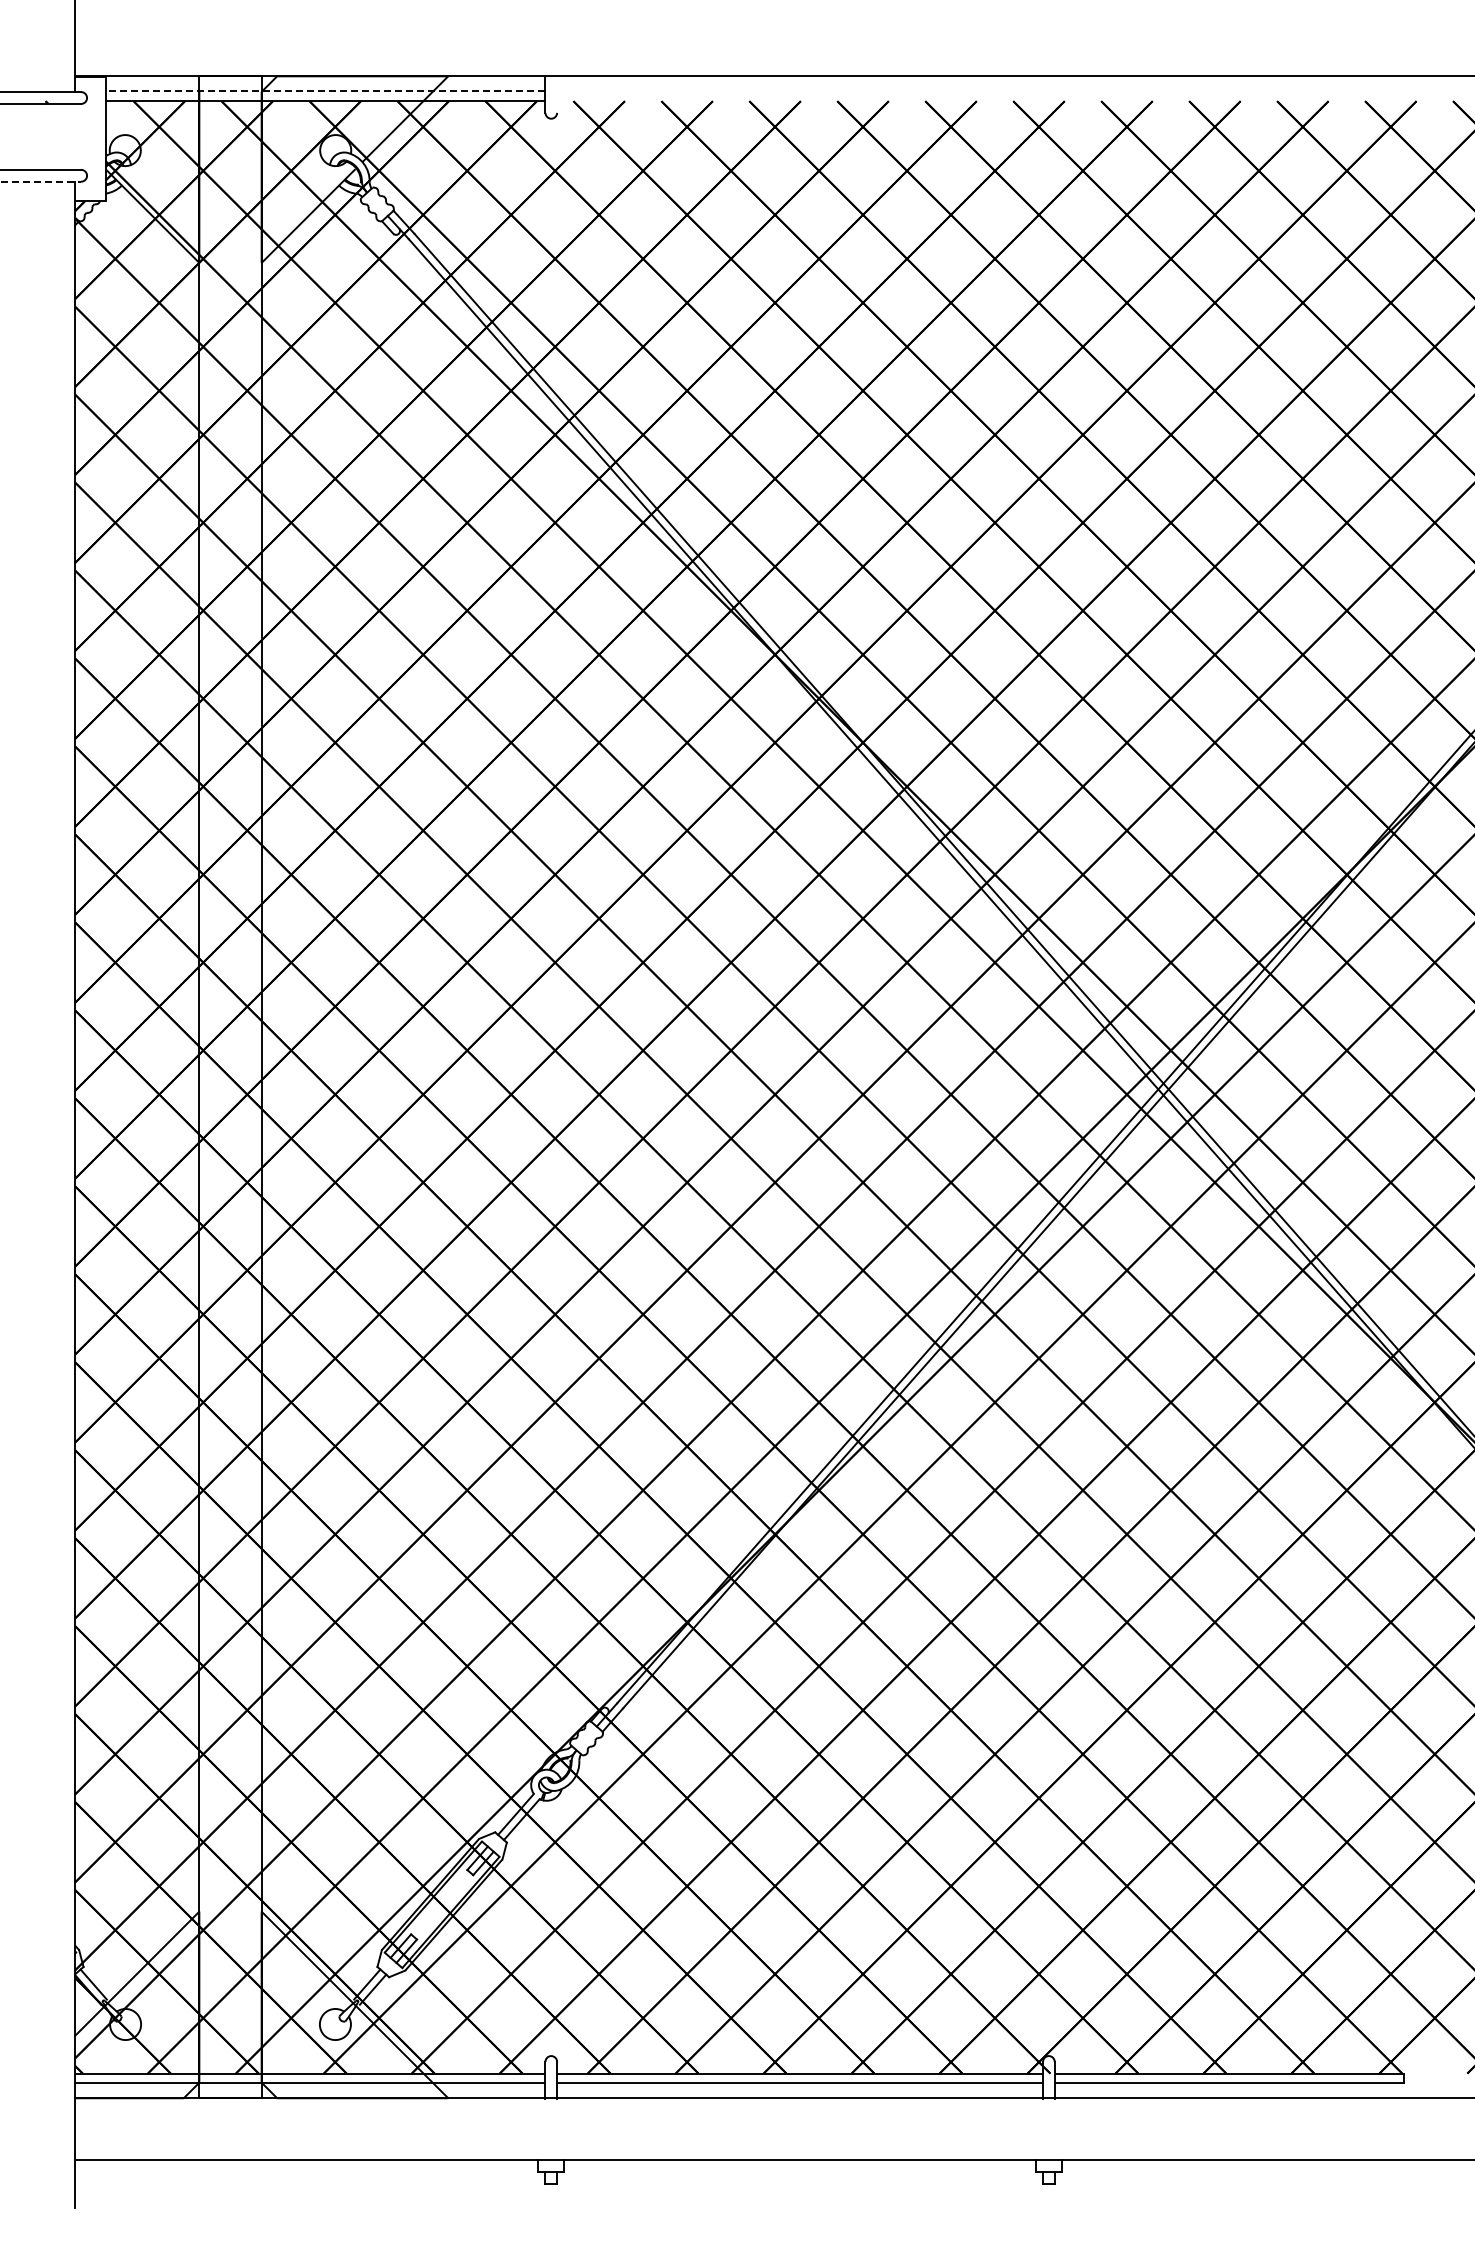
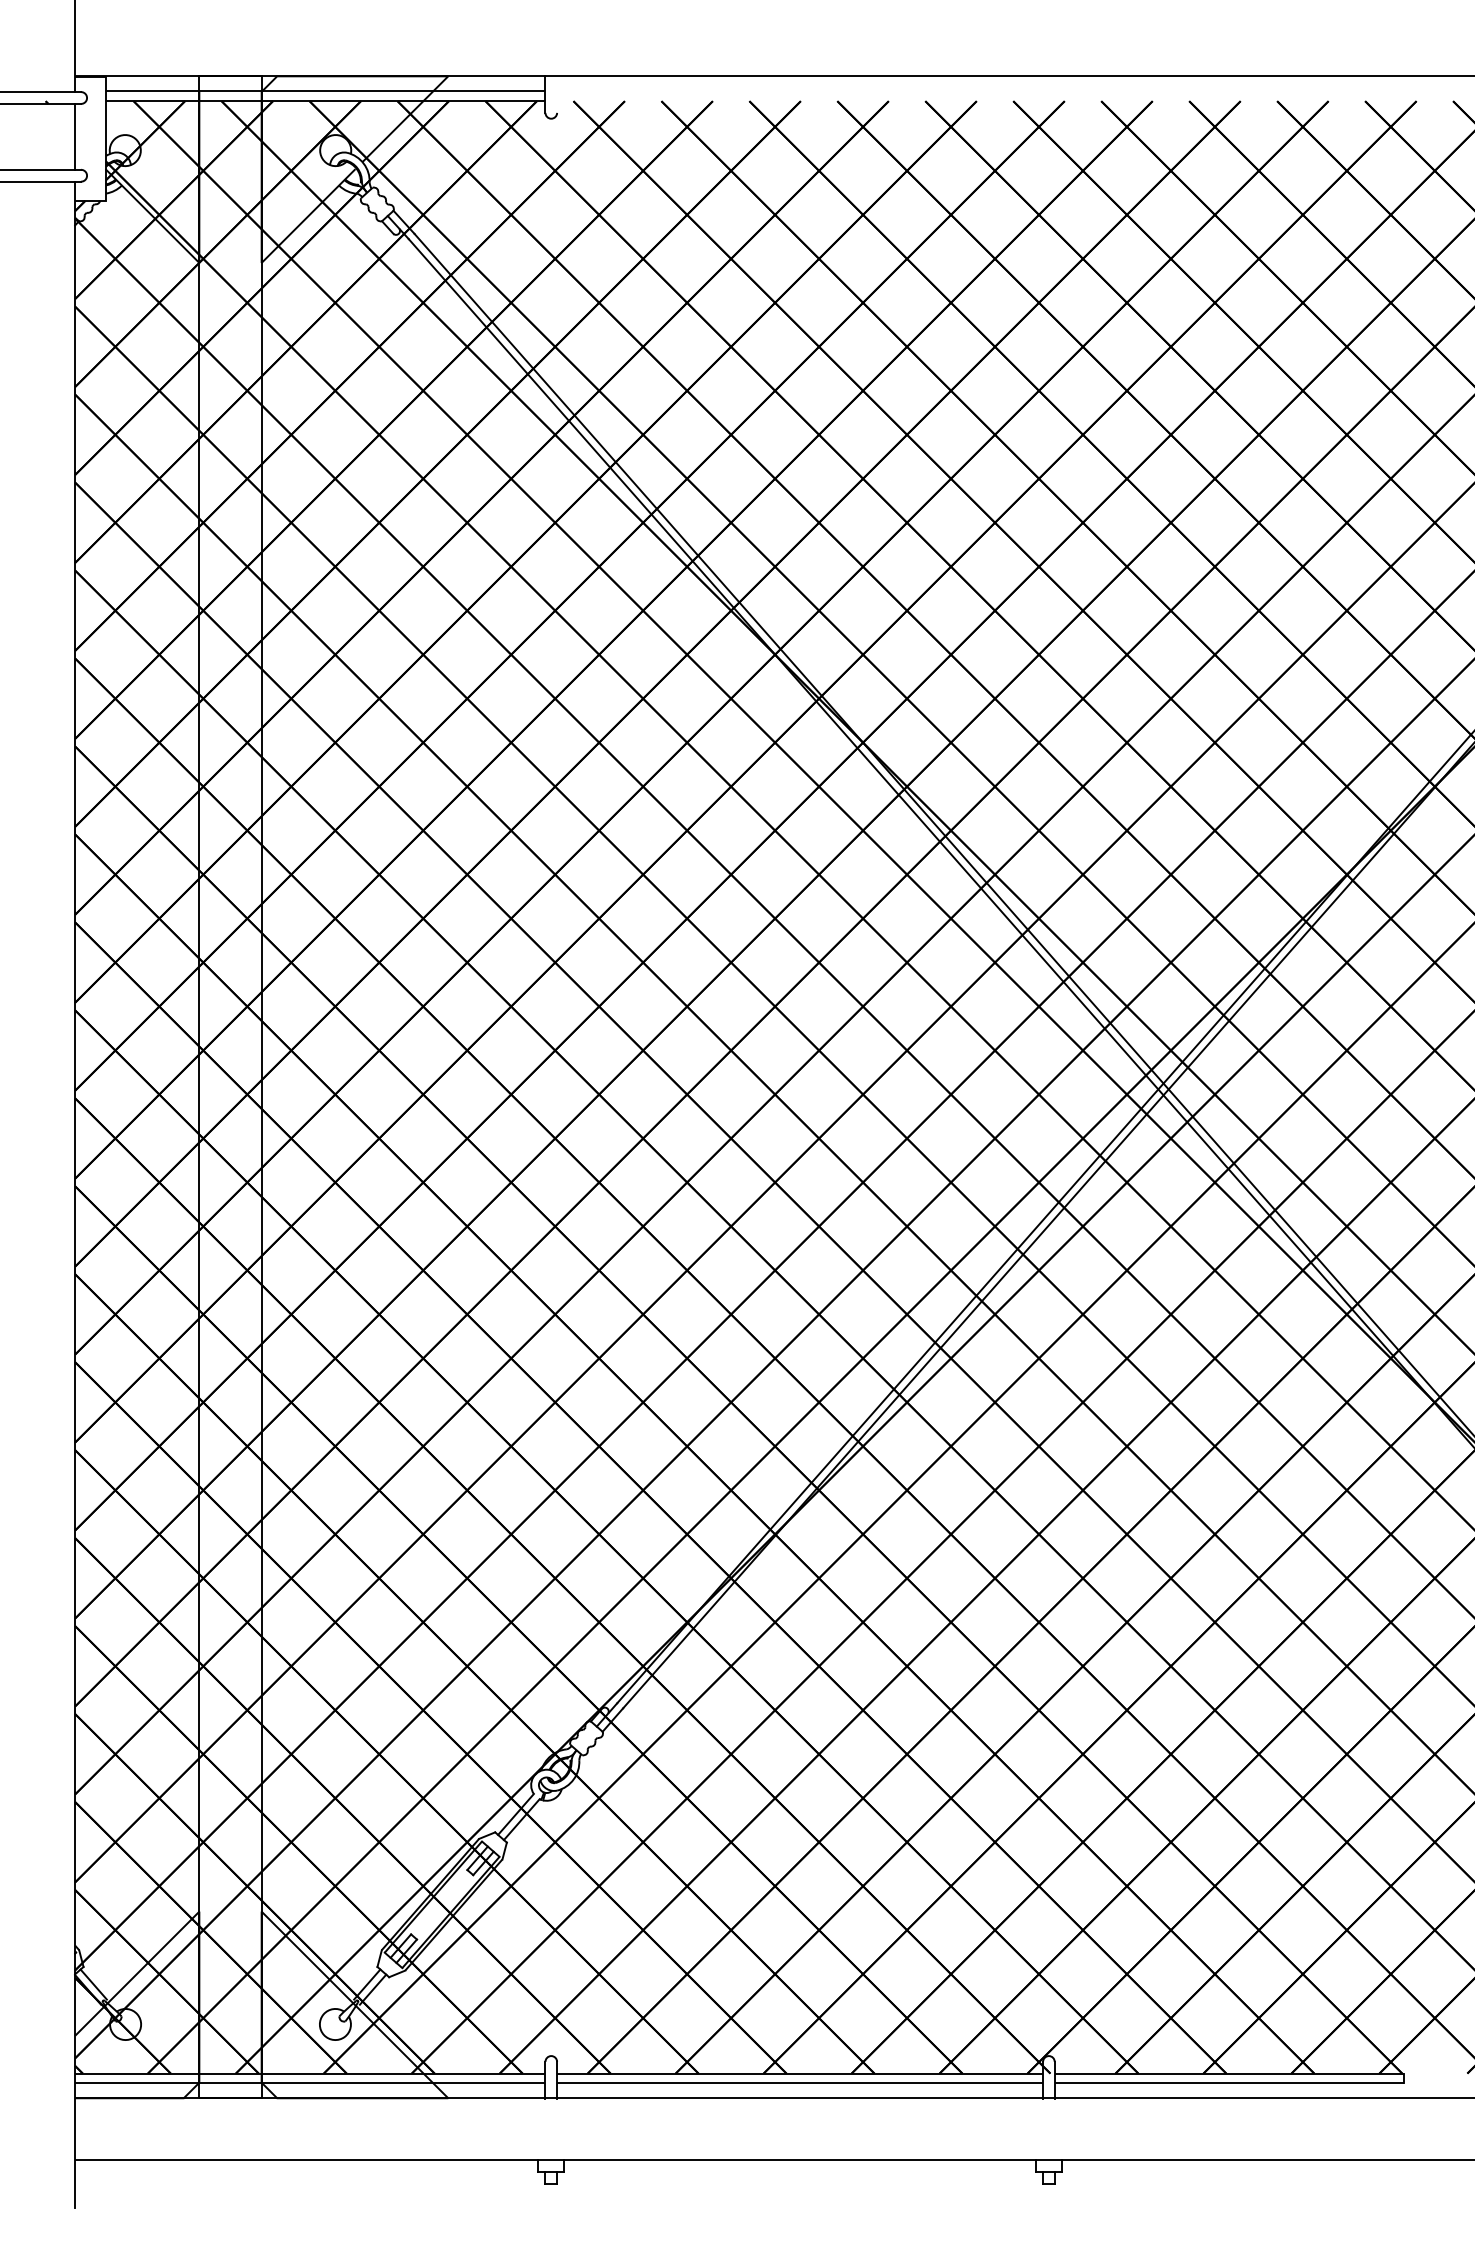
line: dashed -> solid (325, 91)
line: none -> present (75, 136)
line: dashed -> solid (41, 181)
